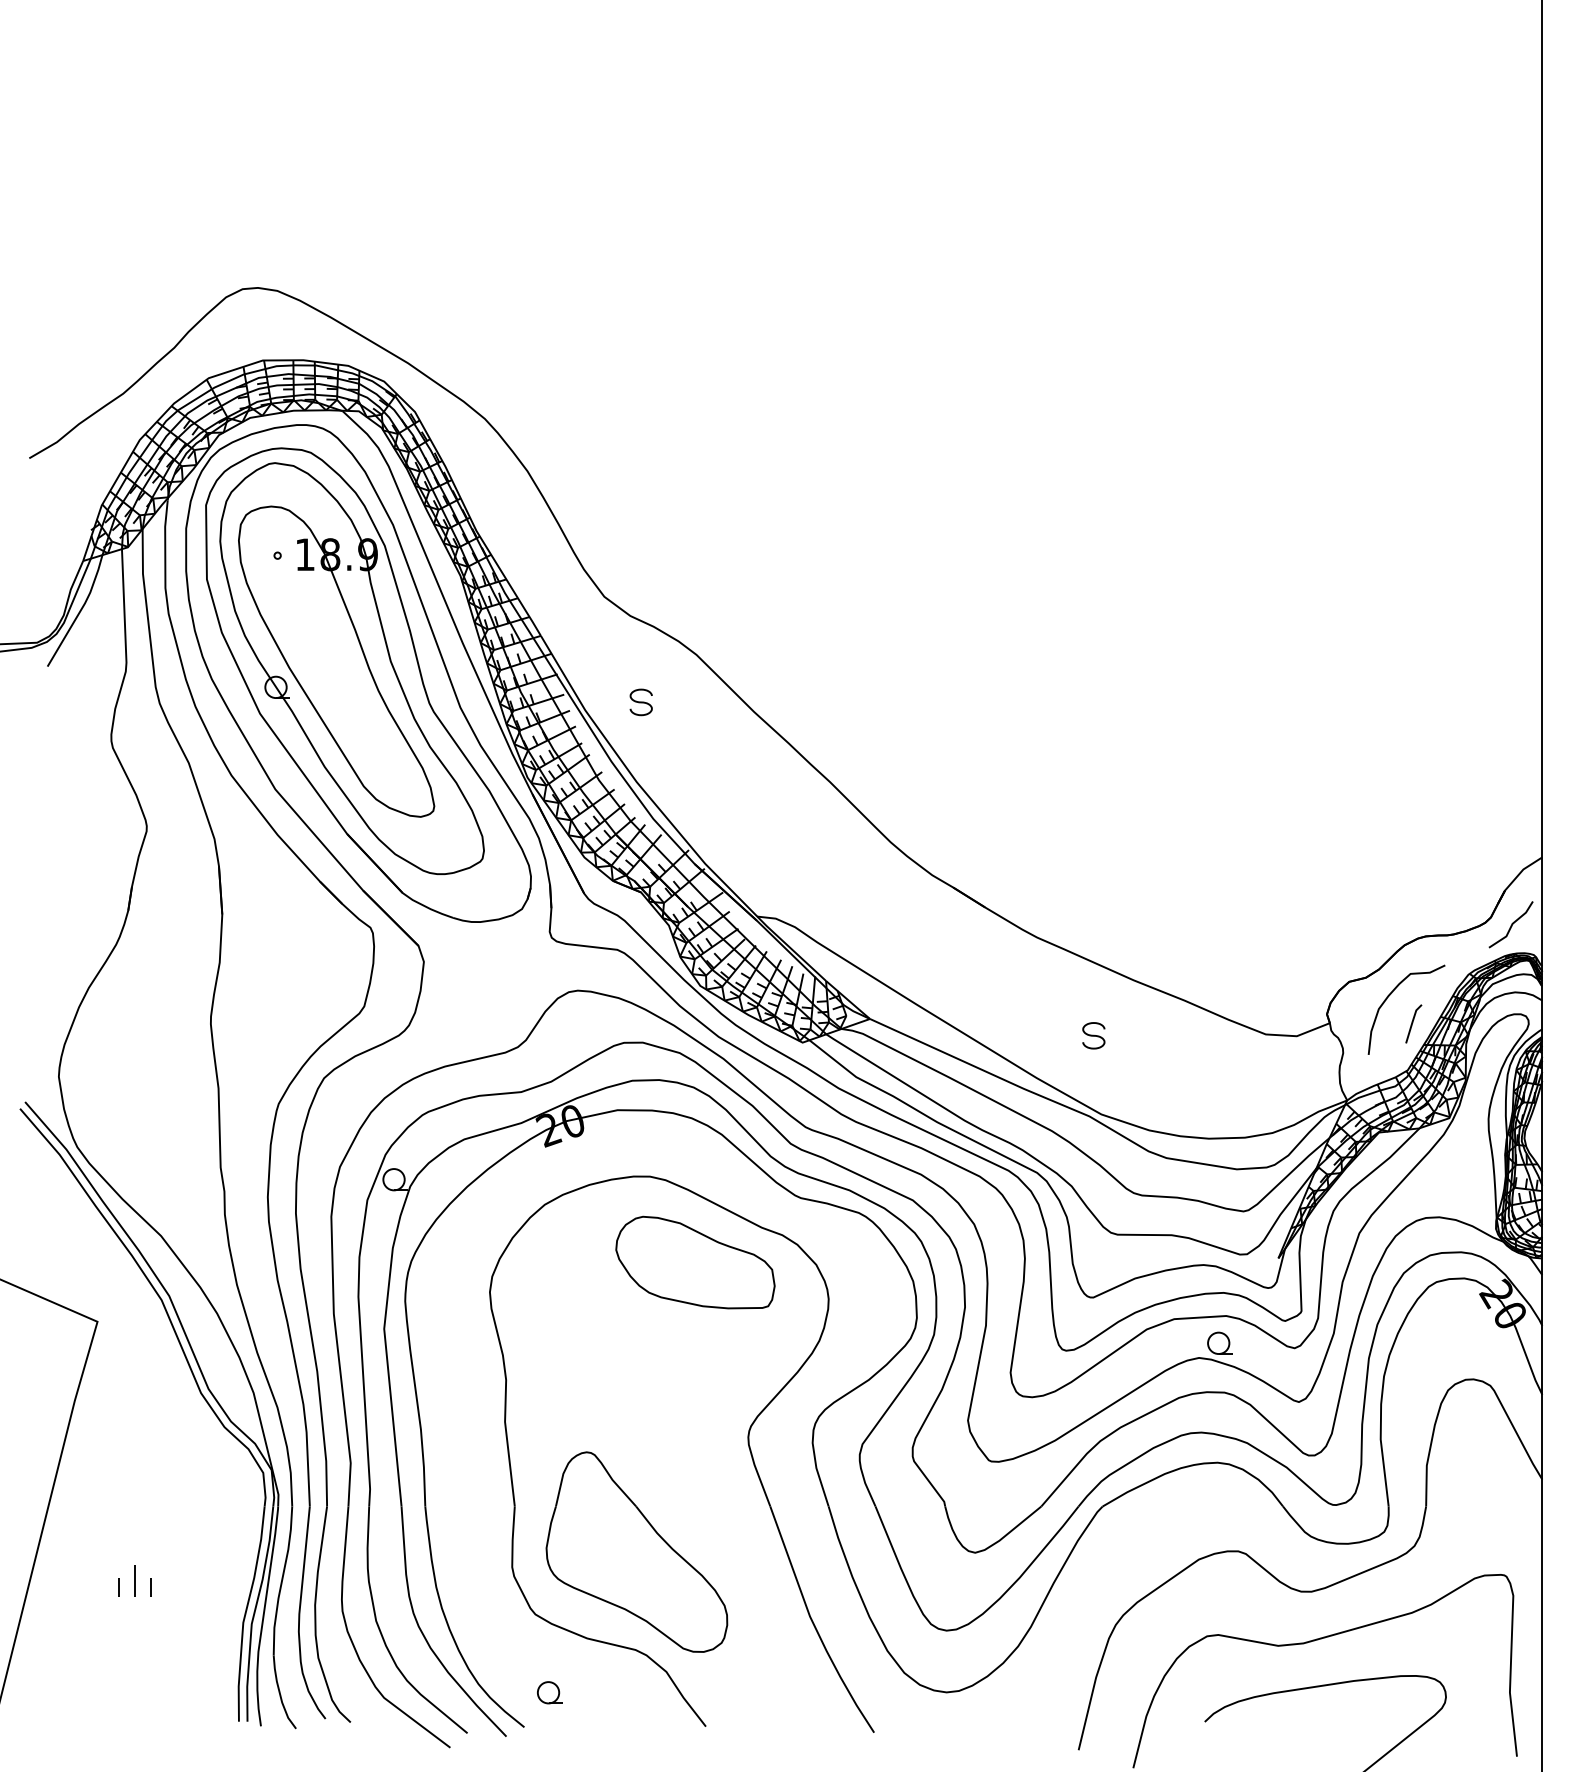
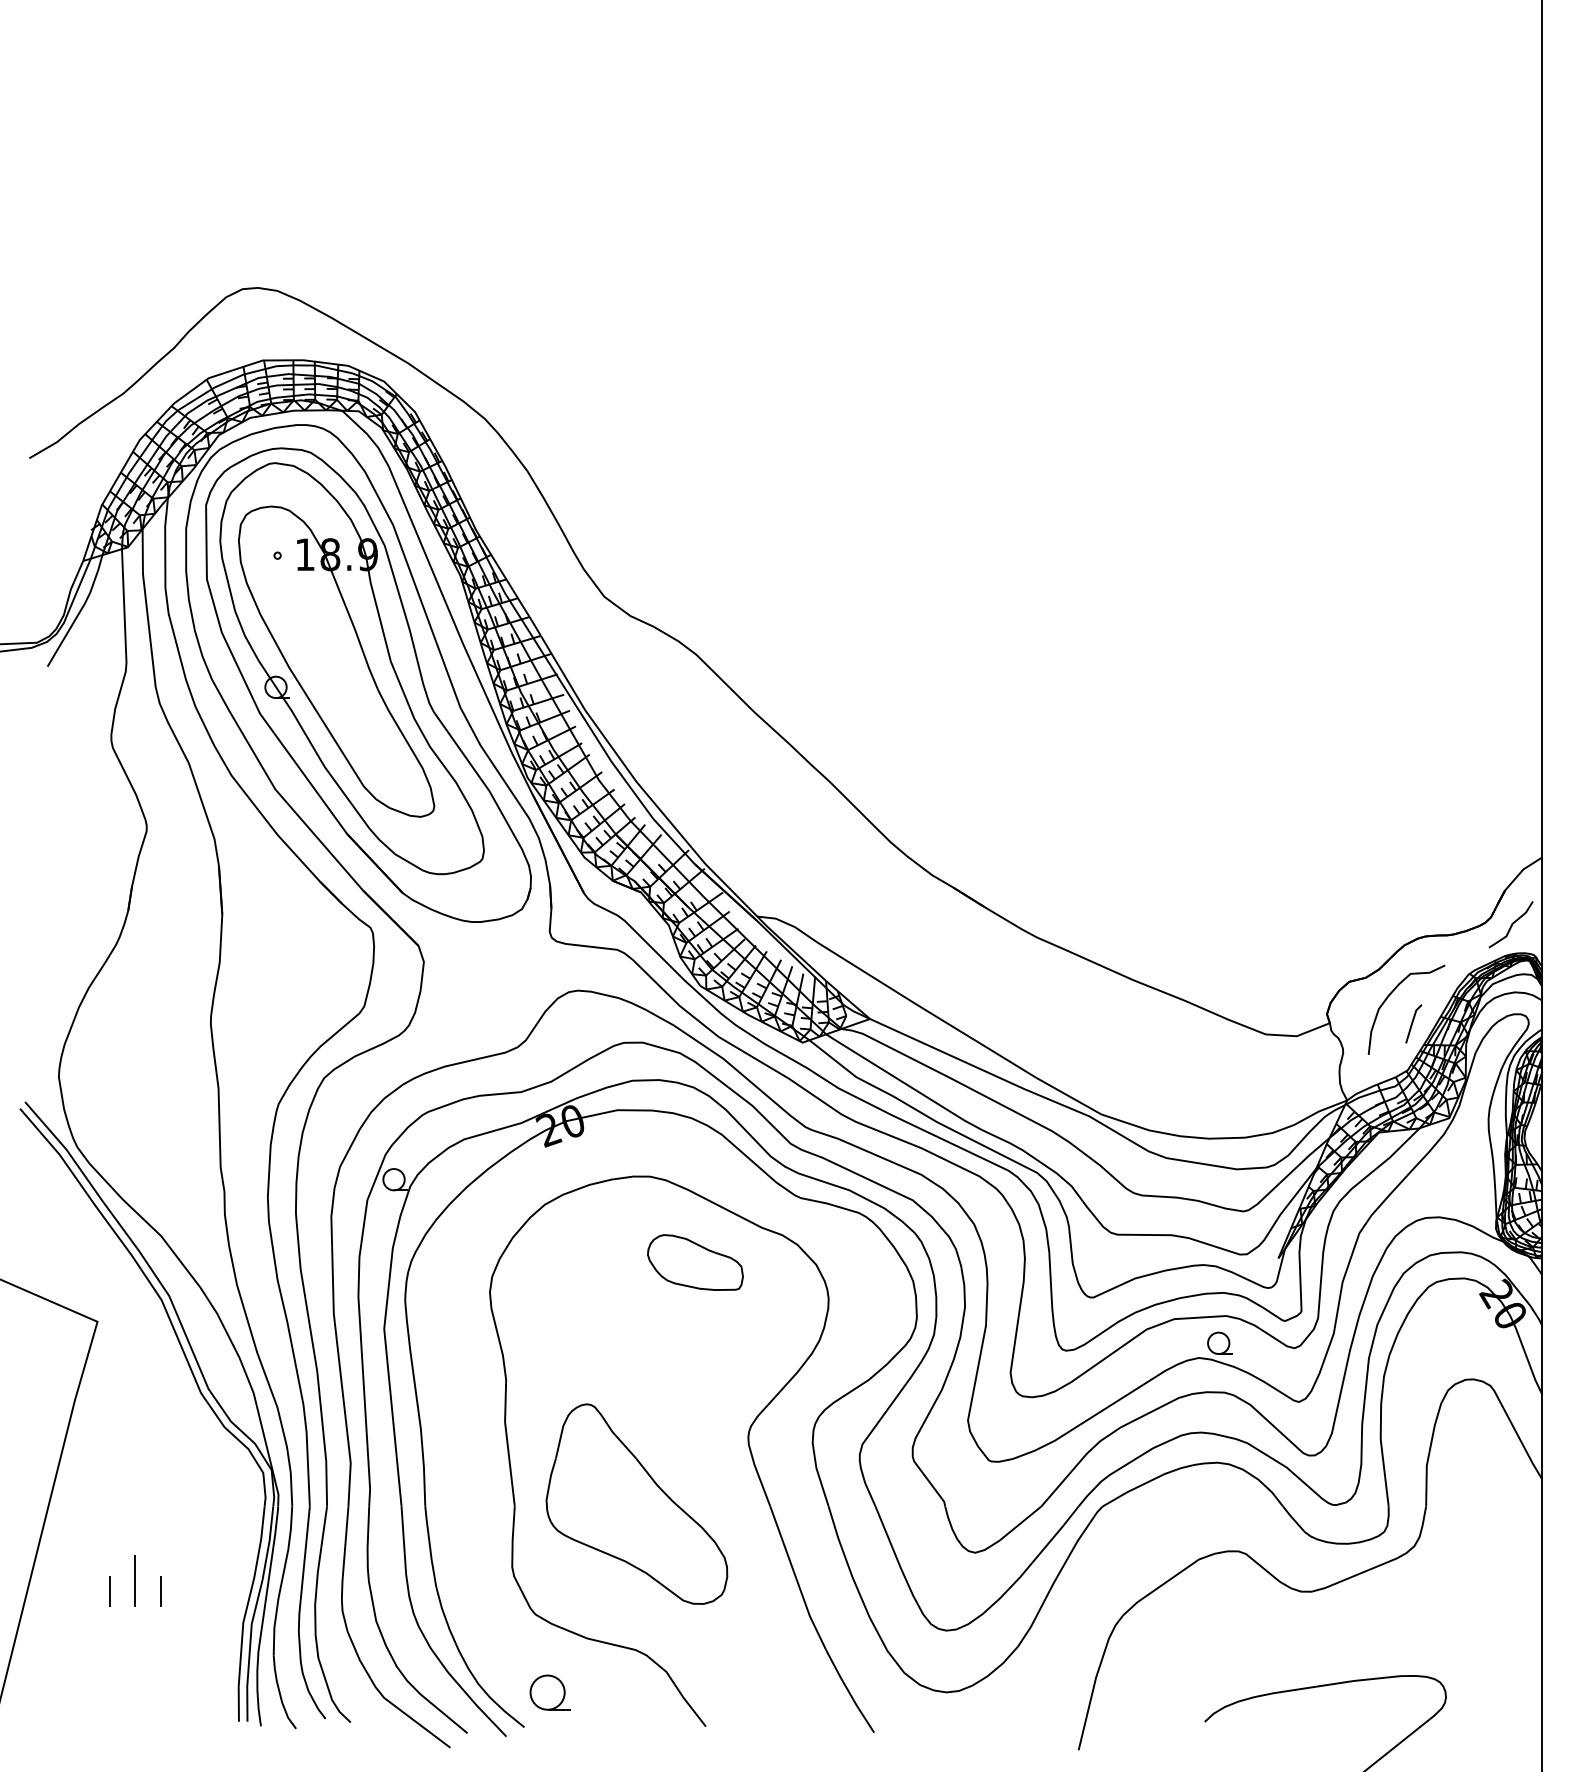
part: present -> none (640, 702)
part: present -> none (1093, 1035)
part size: 161x95 px -> 97x57 px (695, 1262)
part position: (636, 1551) -> (636, 1503) (636, 1503)
part size: 34x32 px -> 53x52 px (135, 1580)
curve: present -> none (1318, 1640)
part size: 26x24 px -> 42x37 px (549, 1692)
